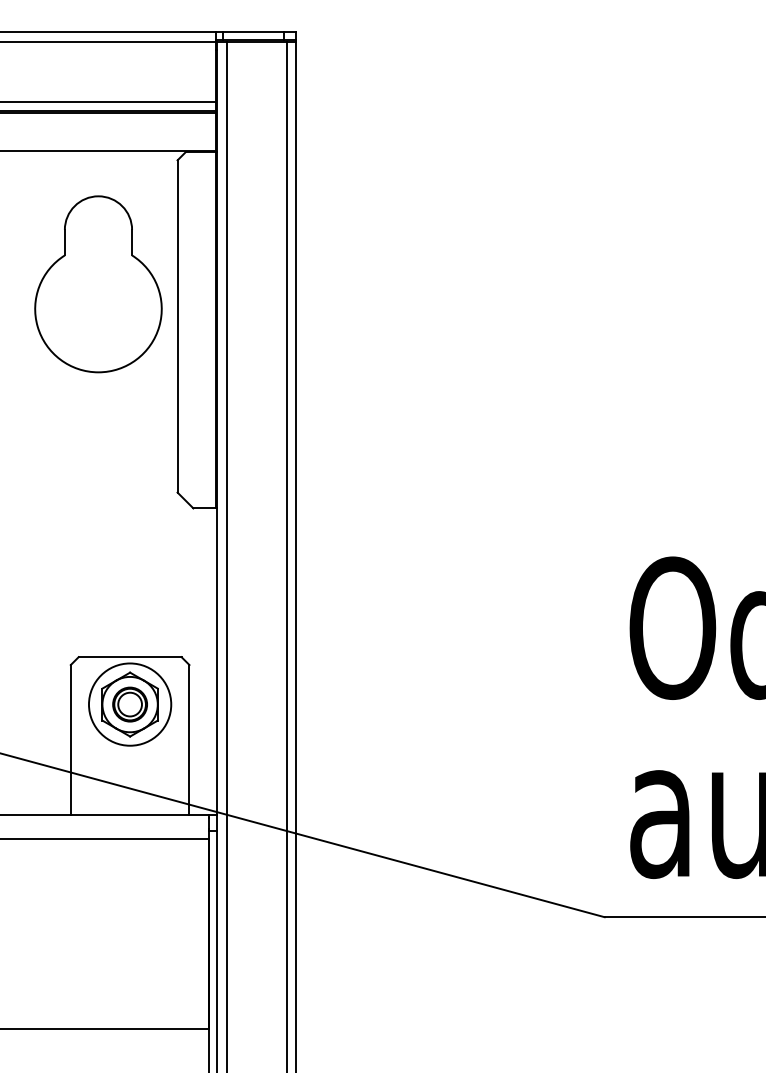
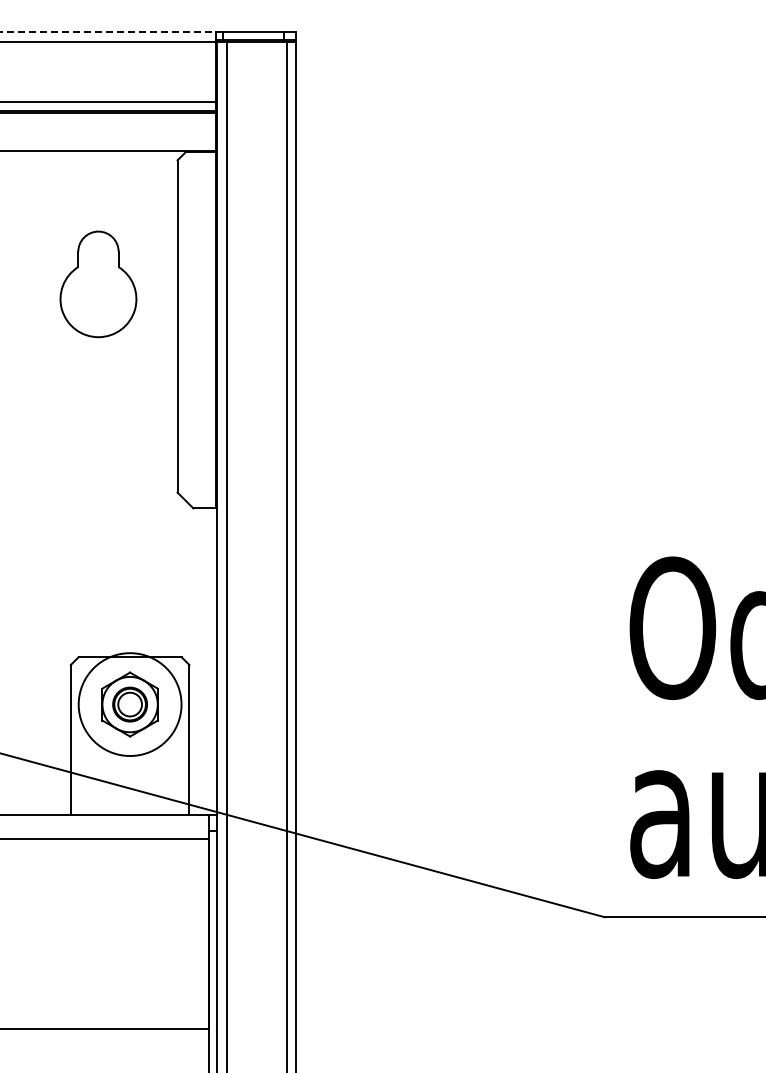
line: solid -> dashed (108, 32)
part size: 129x179 px -> 79x109 px (98, 284)
circle diameter: 82 px -> 103 px (129, 704)
